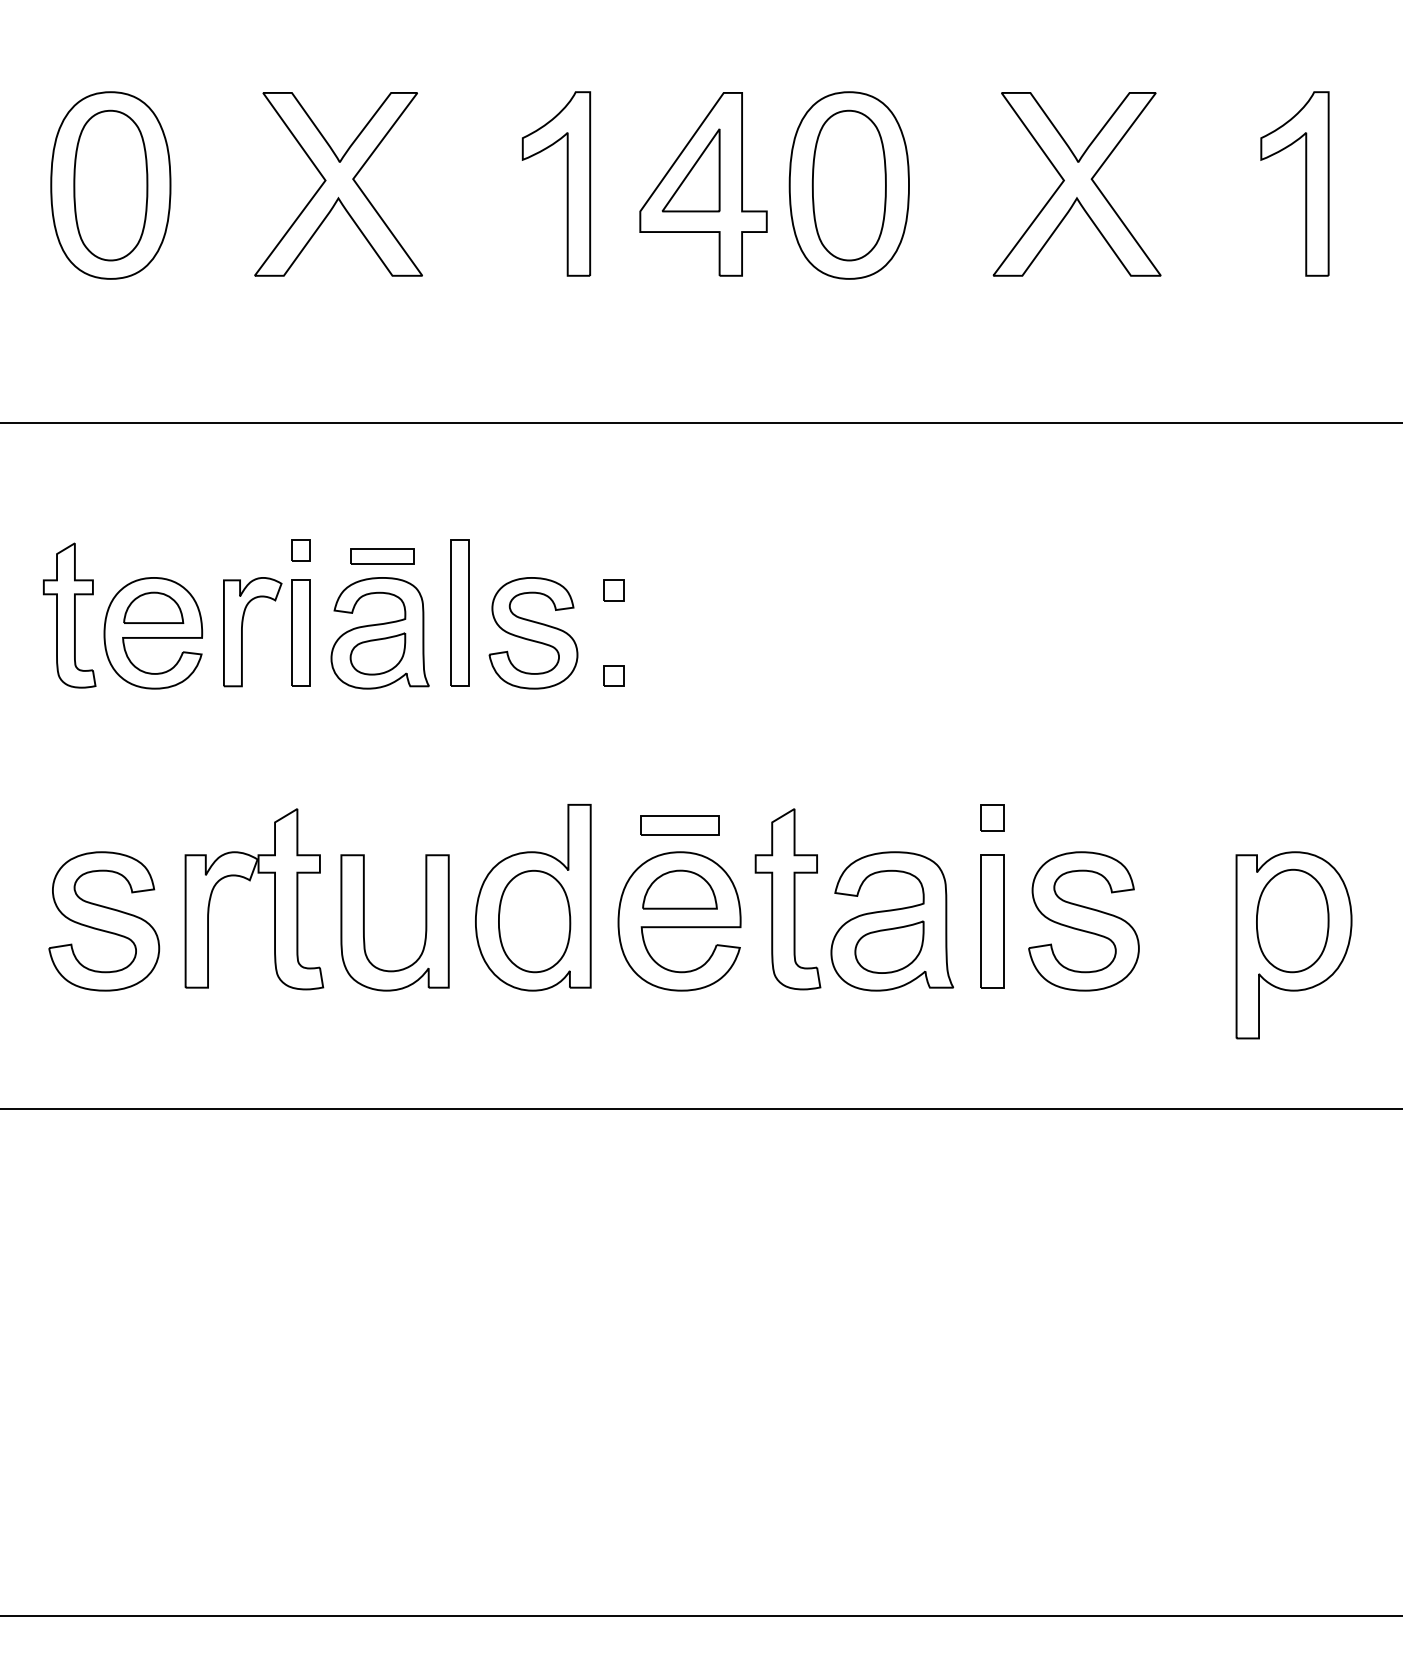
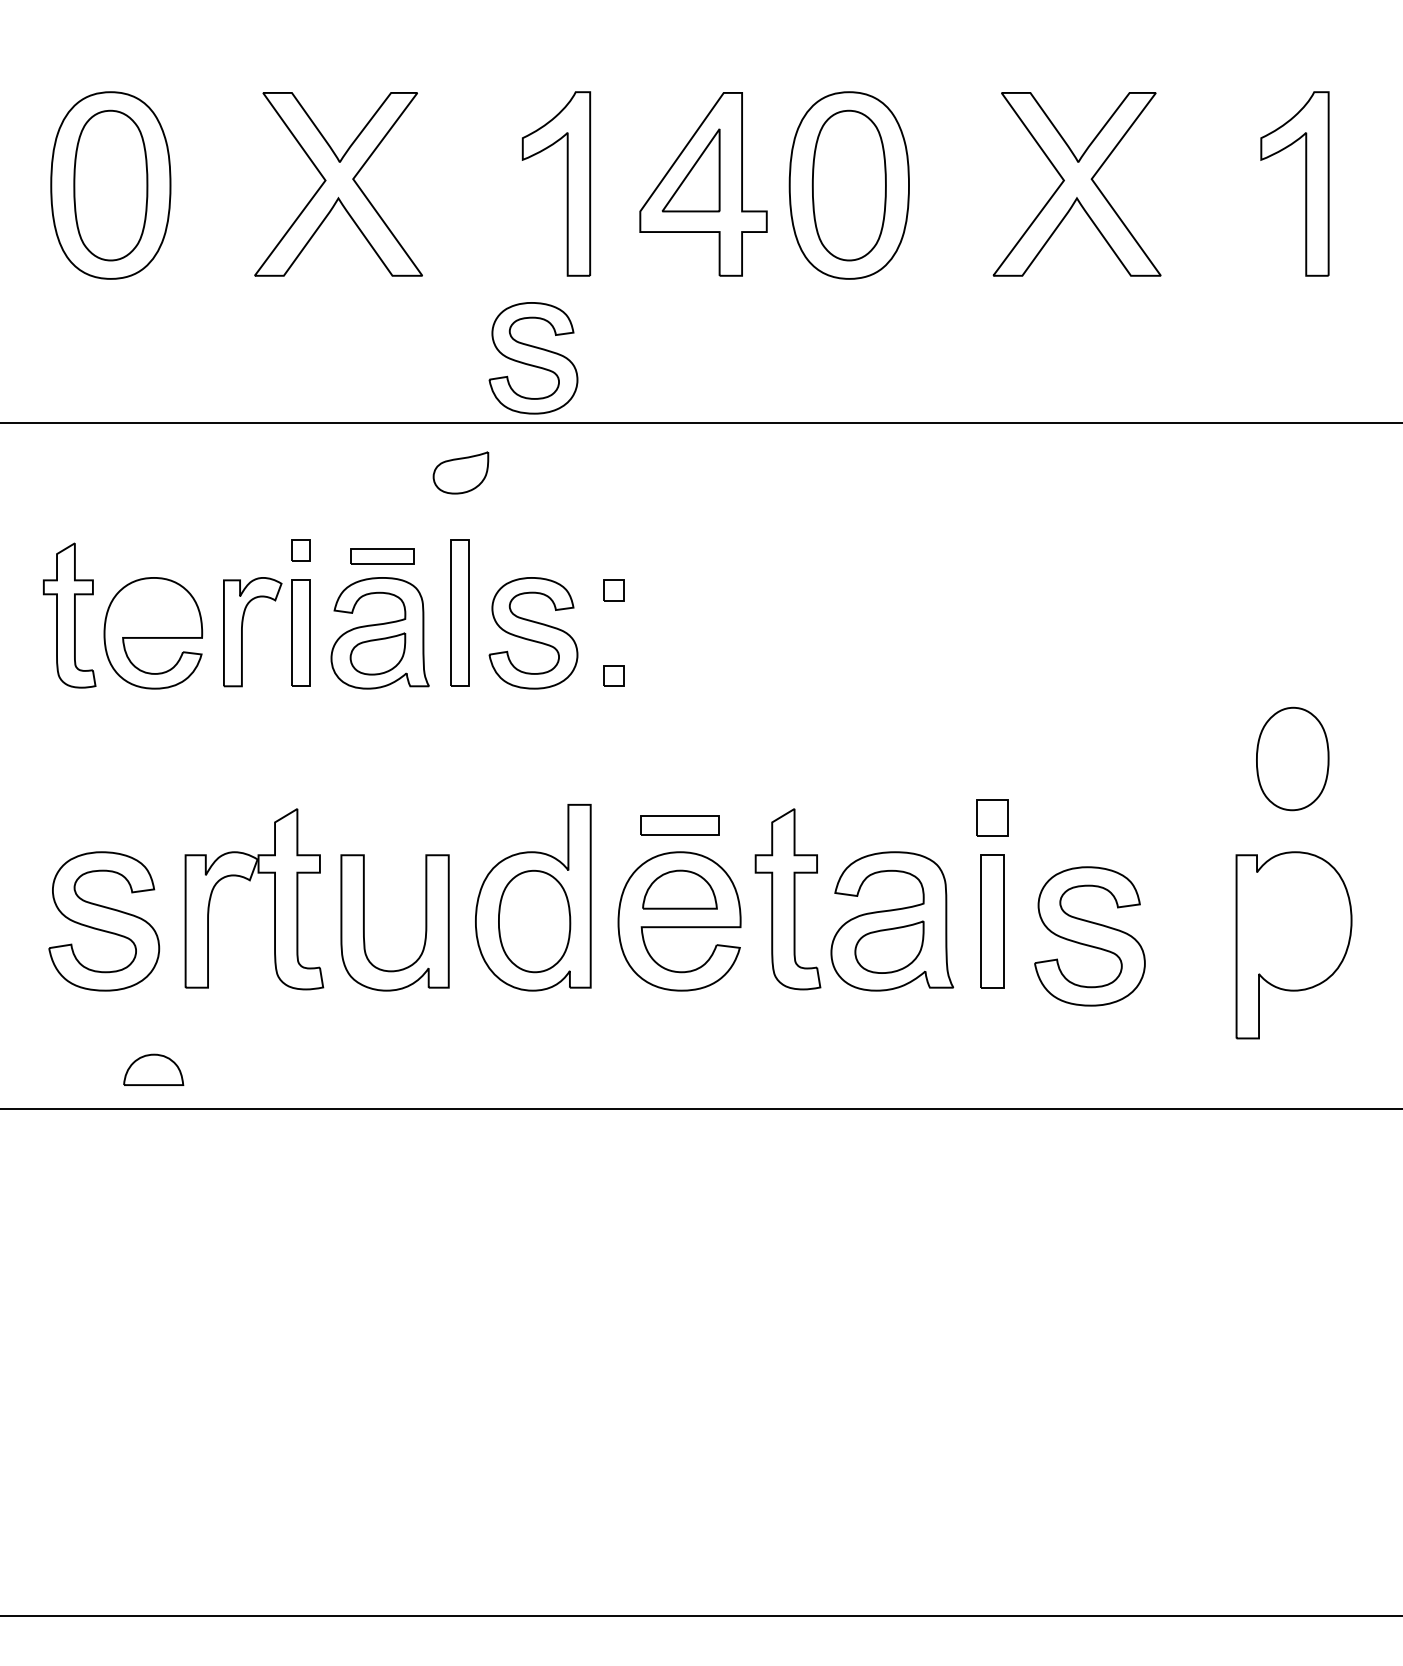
part: none -> present (533, 358)
part: none -> present (460, 472)
part position: (153, 607) -> (153, 1069) (153, 1069)
part size: 25x28 px -> 33x38 px (992, 817)
part position: (1292, 920) -> (1292, 758) (1292, 758)
part position: (1083, 921) -> (1089, 936) (1089, 936)
